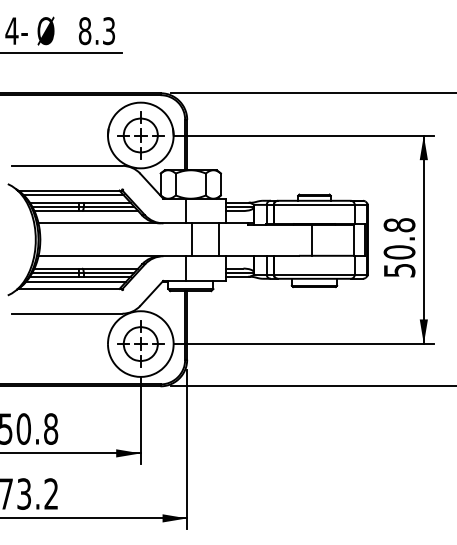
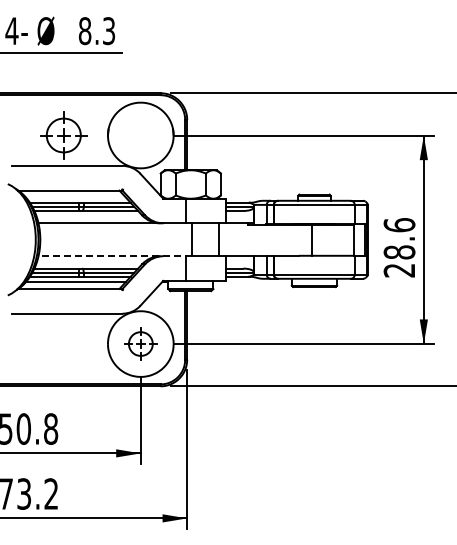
part position: (140, 135) -> (63, 135) (63, 135)
line: present -> none (73, 195)
text: 50.8 -> 28.6 (399, 247)
line: solid -> dashed (115, 256)
part size: 48x48 px -> 34x34 px (140, 343)
